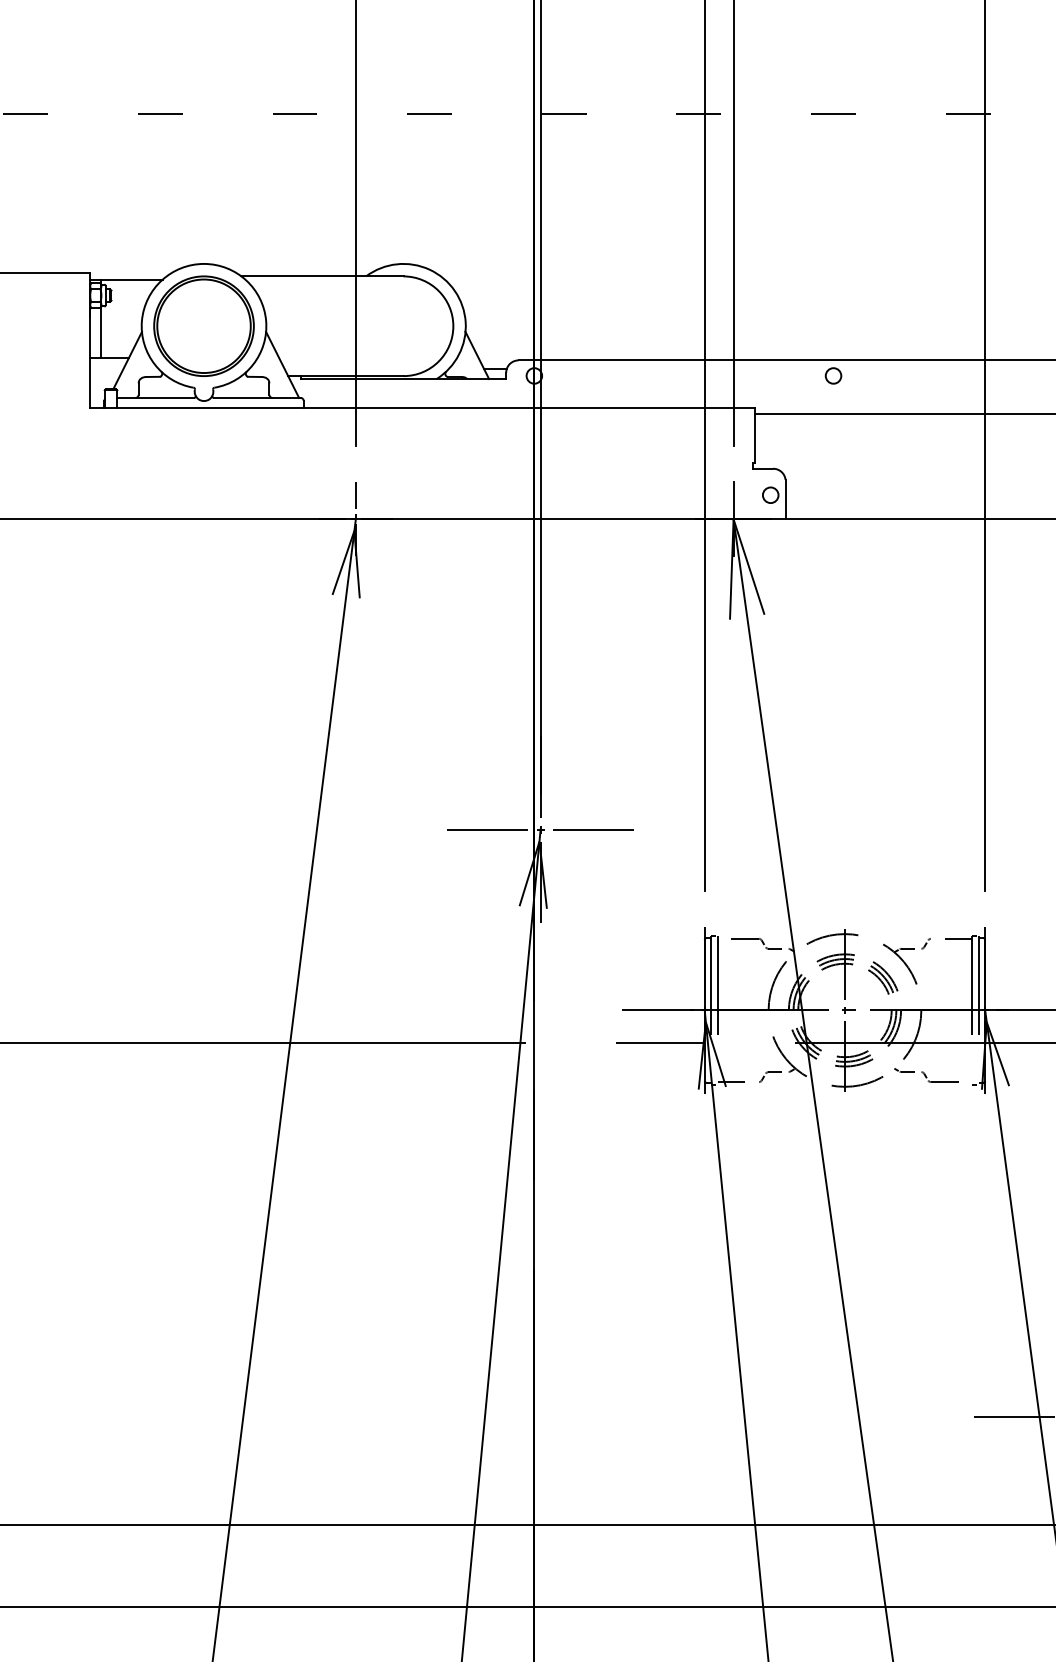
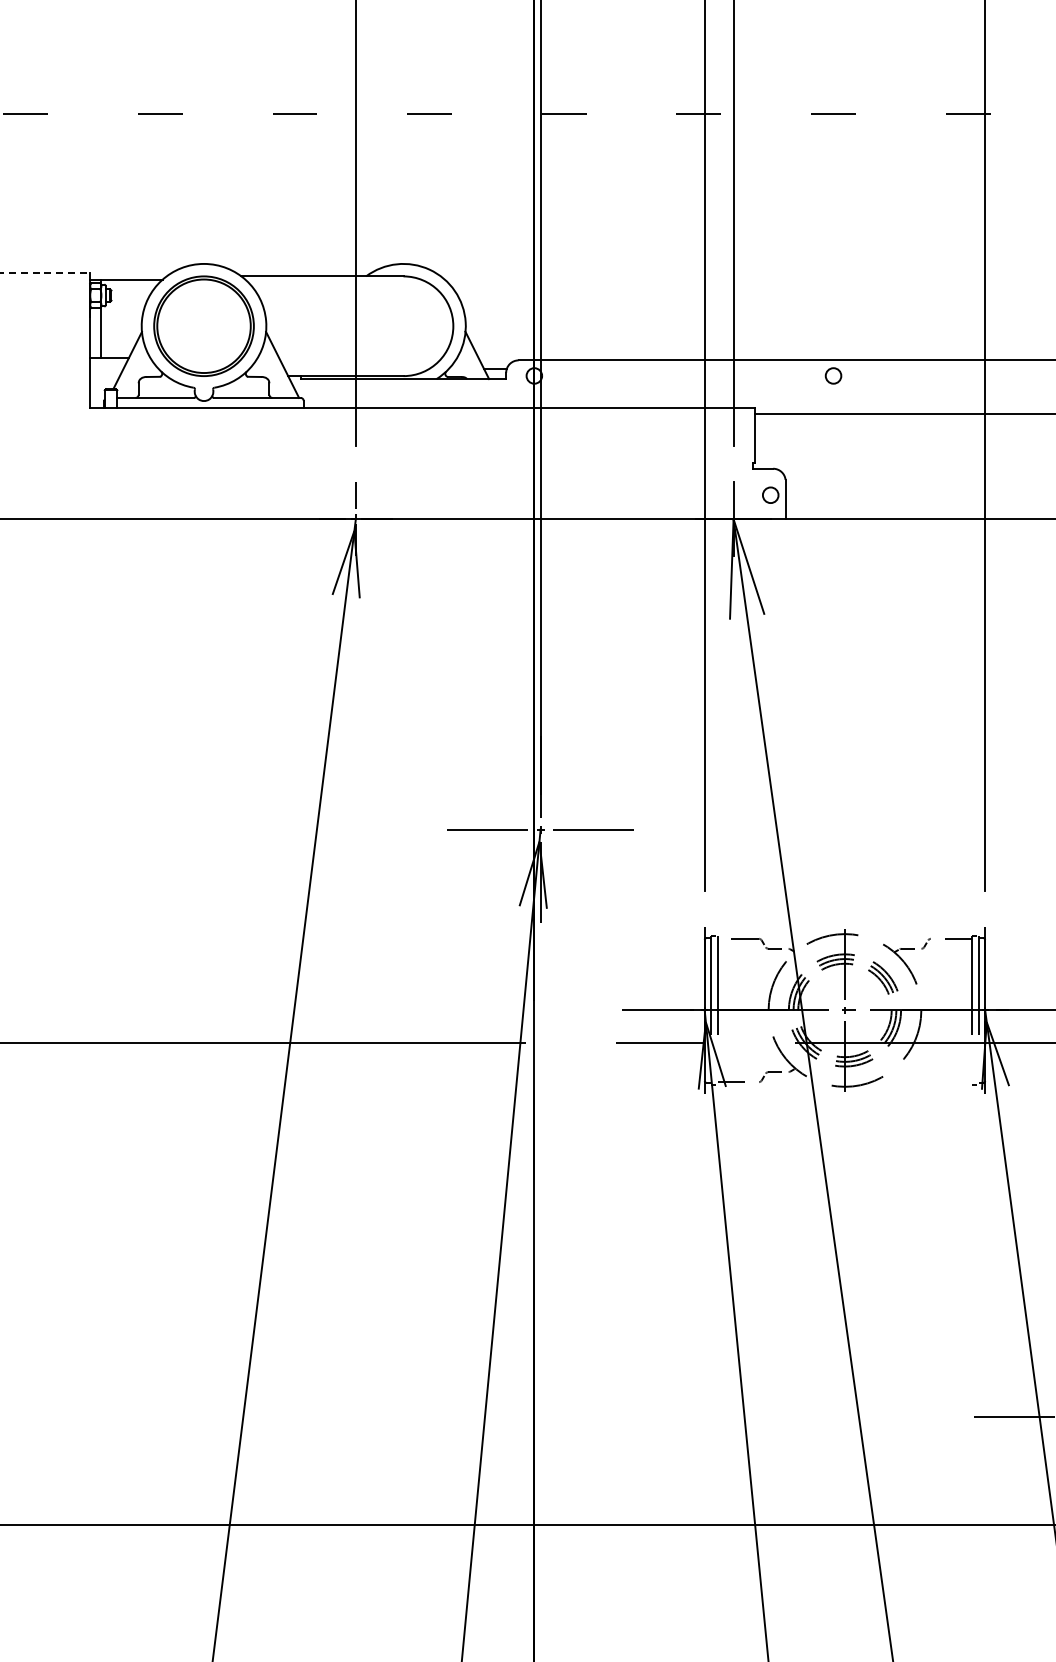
line: solid -> dashed (44, 273)
part: present -> none (926, 1075)
line: present -> none (527, 1607)
